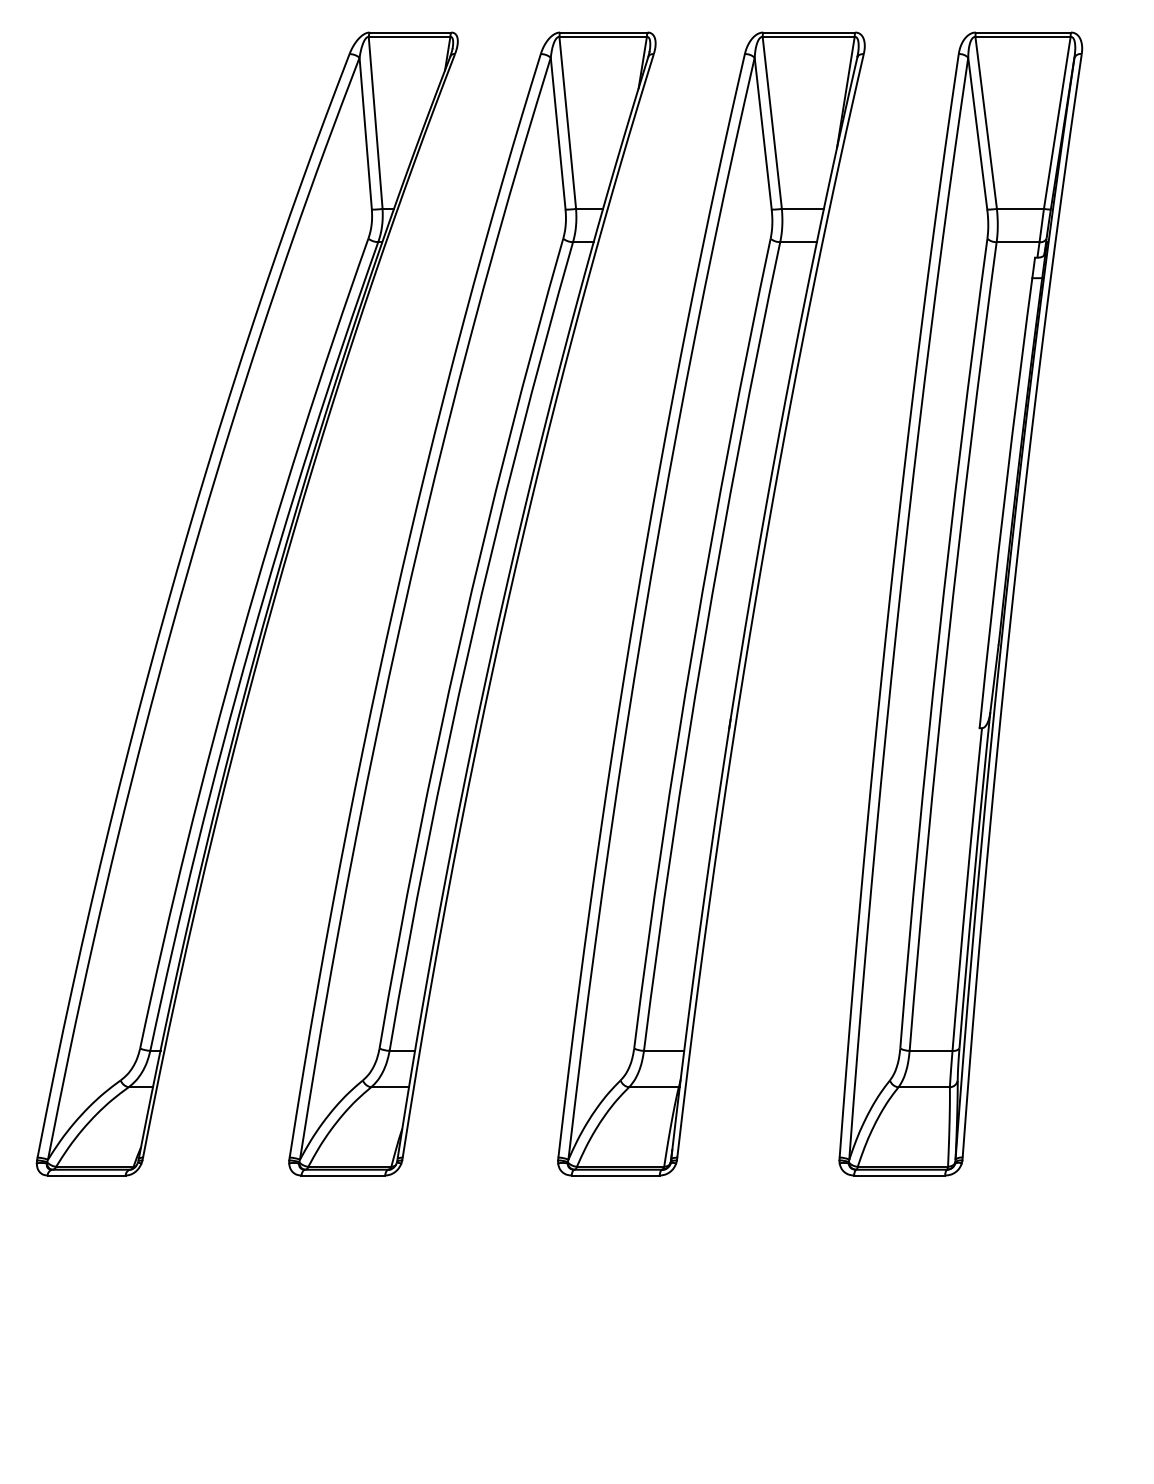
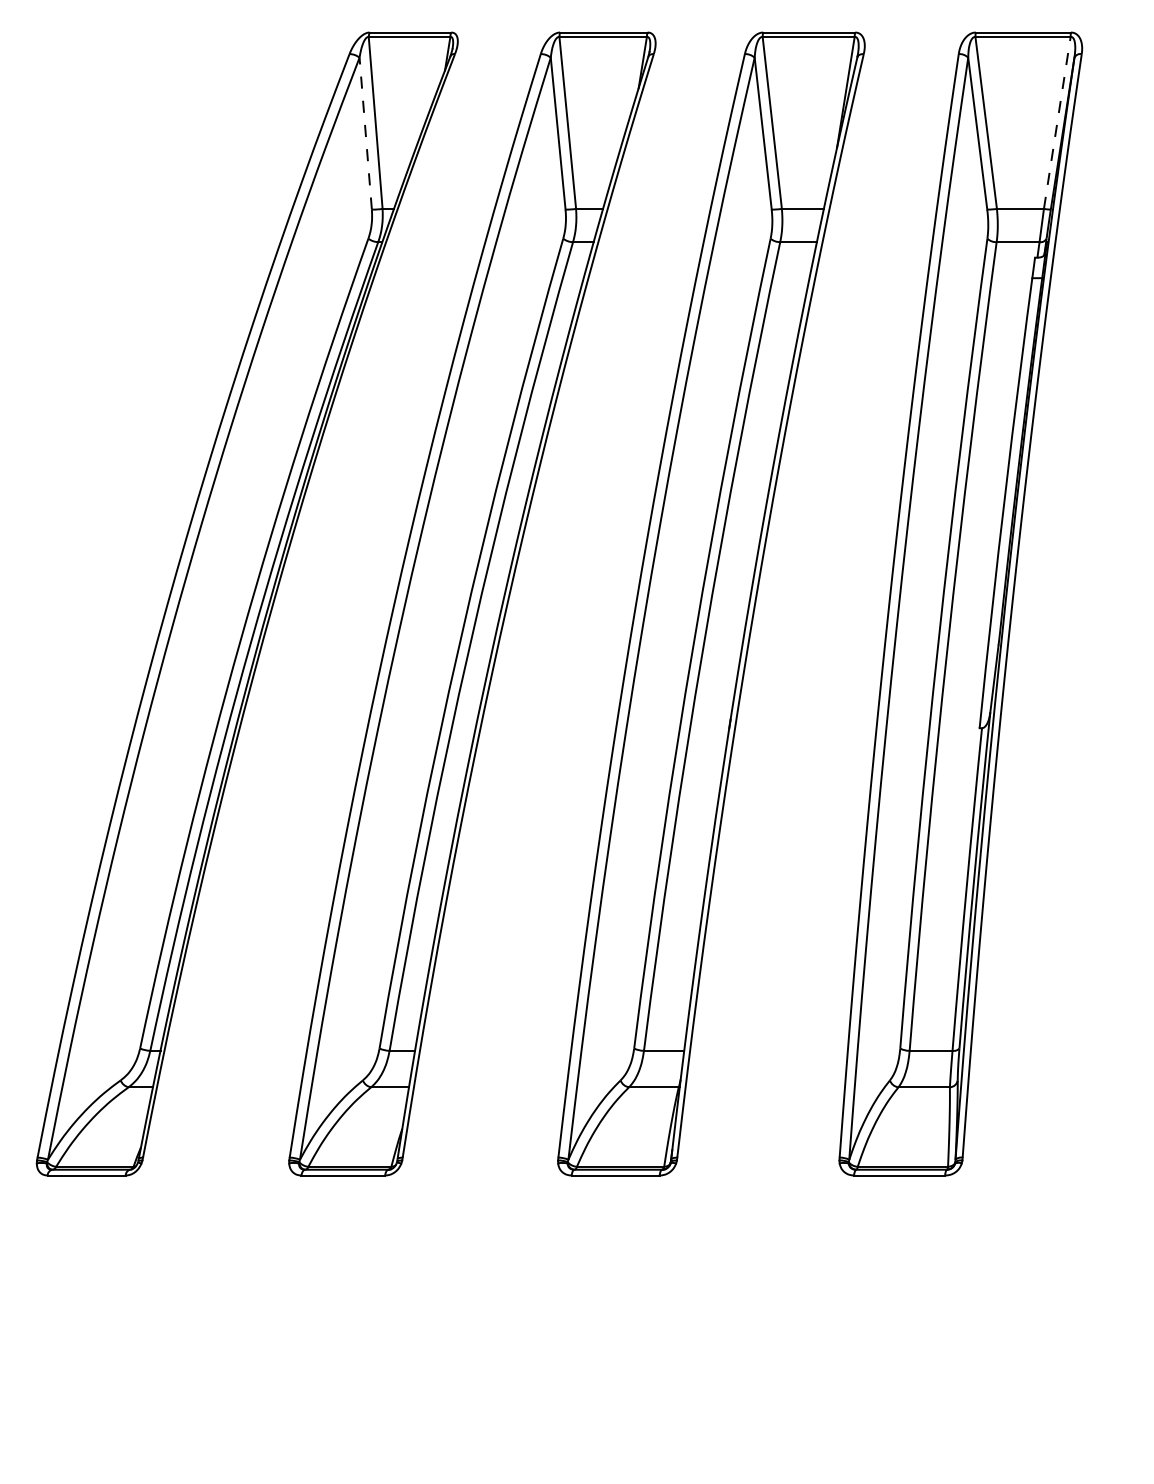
line: solid -> dashed (1057, 122)
line: solid -> dashed (365, 133)
